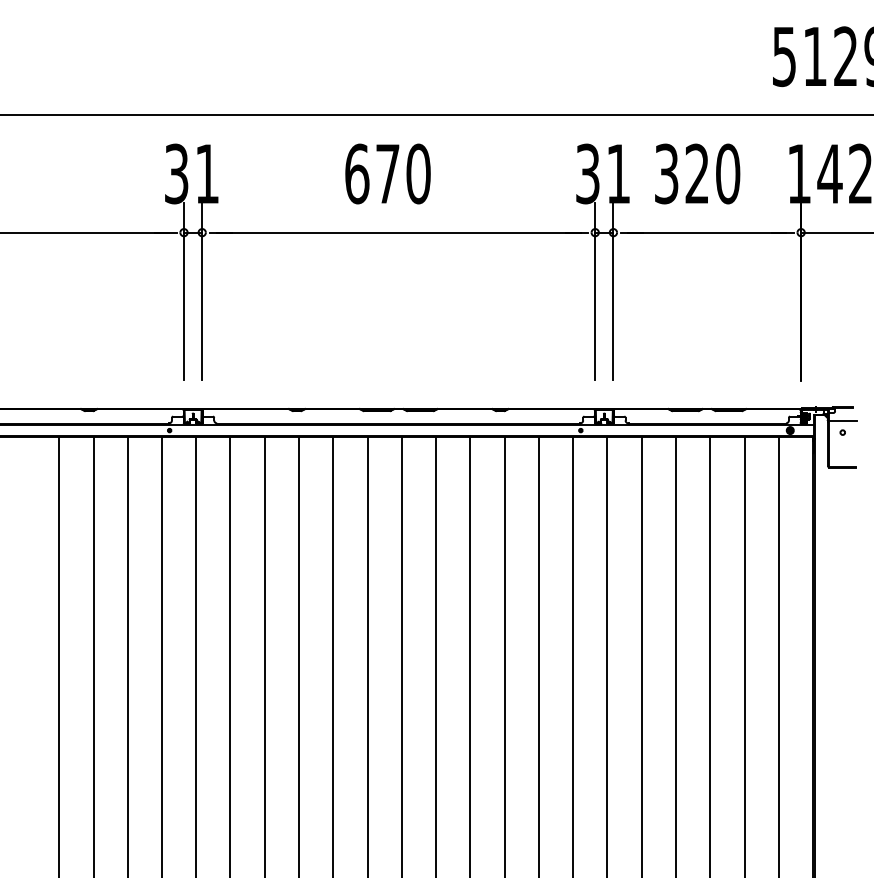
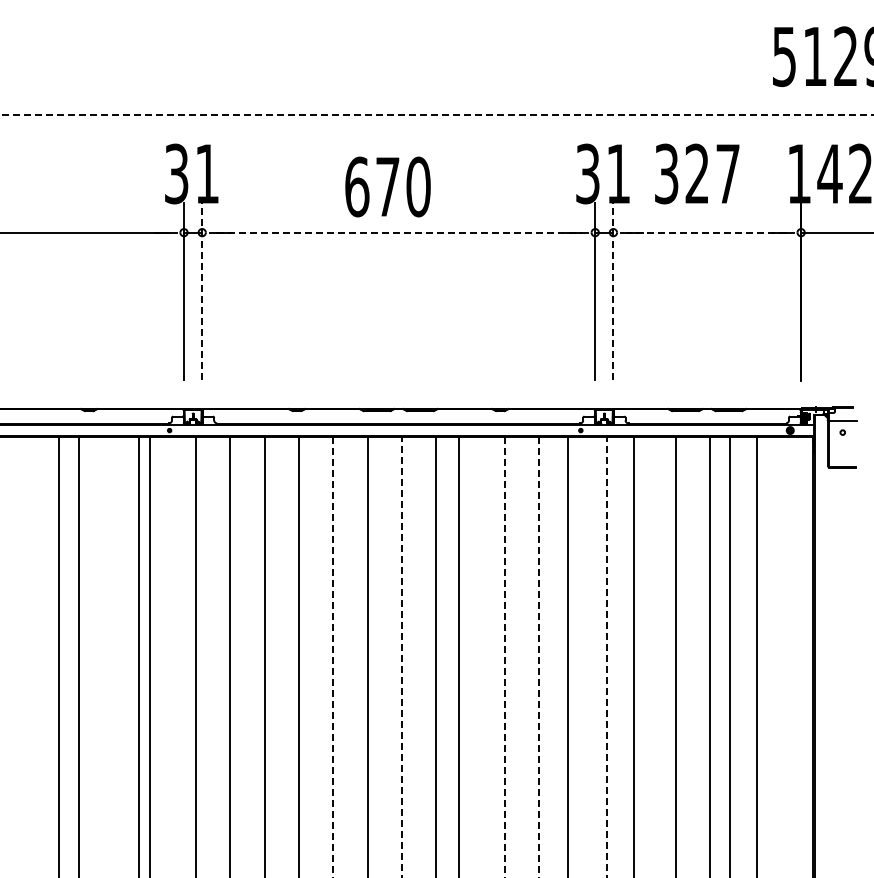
line: solid -> dashed (437, 115)
text position: (387, 173) -> (387, 186) (387, 186)
text: 320 -> 327 (728, 173)
line: solid -> dashed (398, 232)
line: solid -> dashed (706, 232)
line: solid -> dashed (202, 291)
line: solid -> dashed (613, 291)
line position: (93, 655) -> (78, 655) (78, 655)
line position: (127, 655) -> (138, 655) (138, 655)
line position: (162, 655) -> (150, 655) (150, 655)
line position: (470, 655) -> (459, 655) (459, 655)
line position: (573, 655) -> (568, 655) (568, 655)
line position: (641, 655) -> (633, 655) (633, 655)
line position: (744, 655) -> (729, 655) (729, 655)
line position: (778, 655) -> (756, 655) (756, 655)
line: solid -> dashed (401, 656)
line: solid -> dashed (607, 656)
line: solid -> dashed (333, 657)
line: solid -> dashed (504, 657)
line: solid -> dashed (539, 657)
